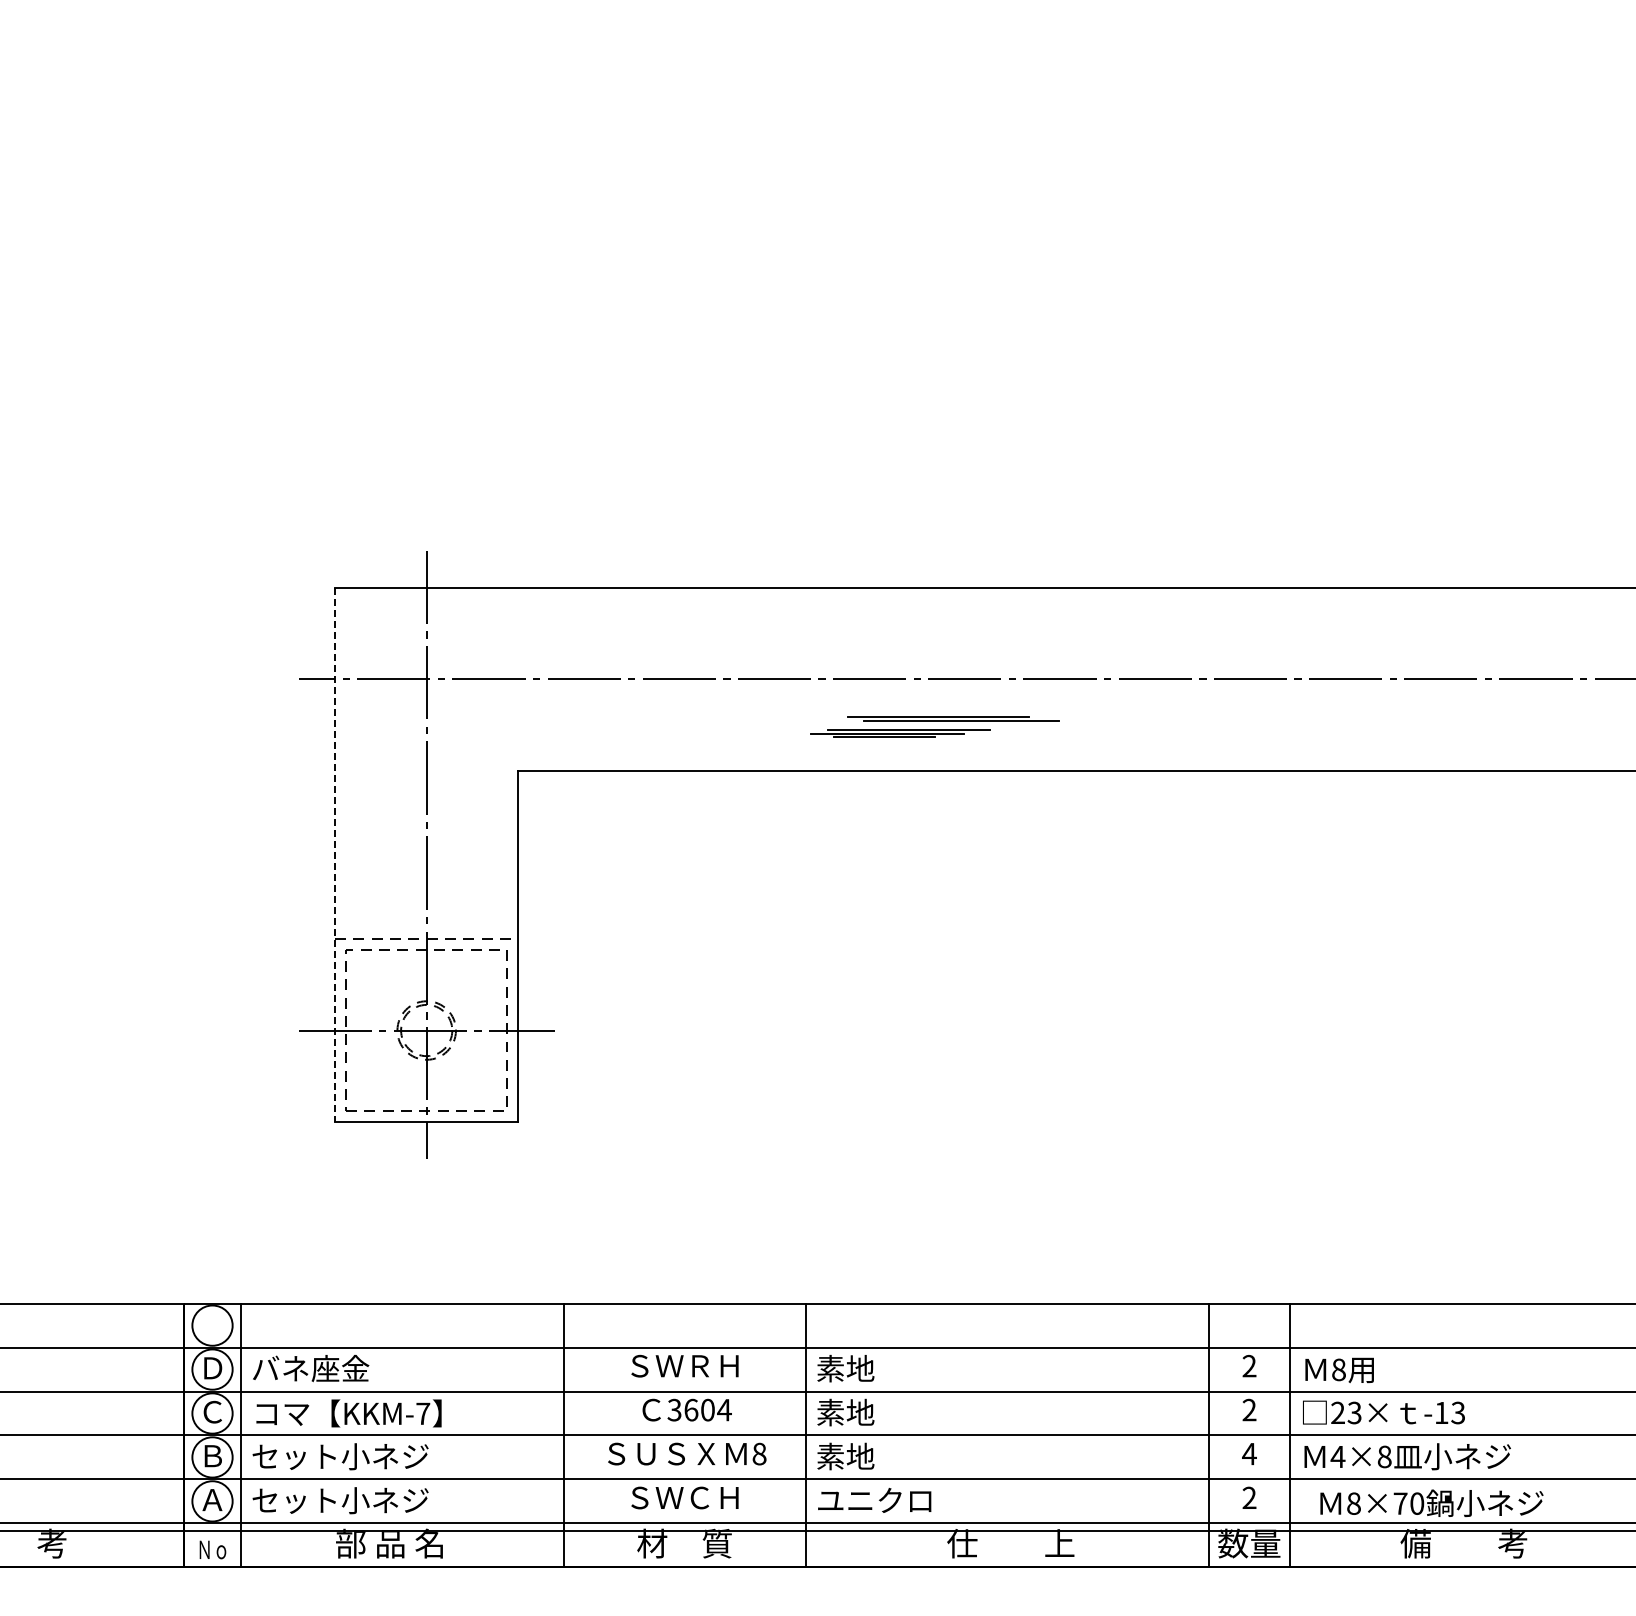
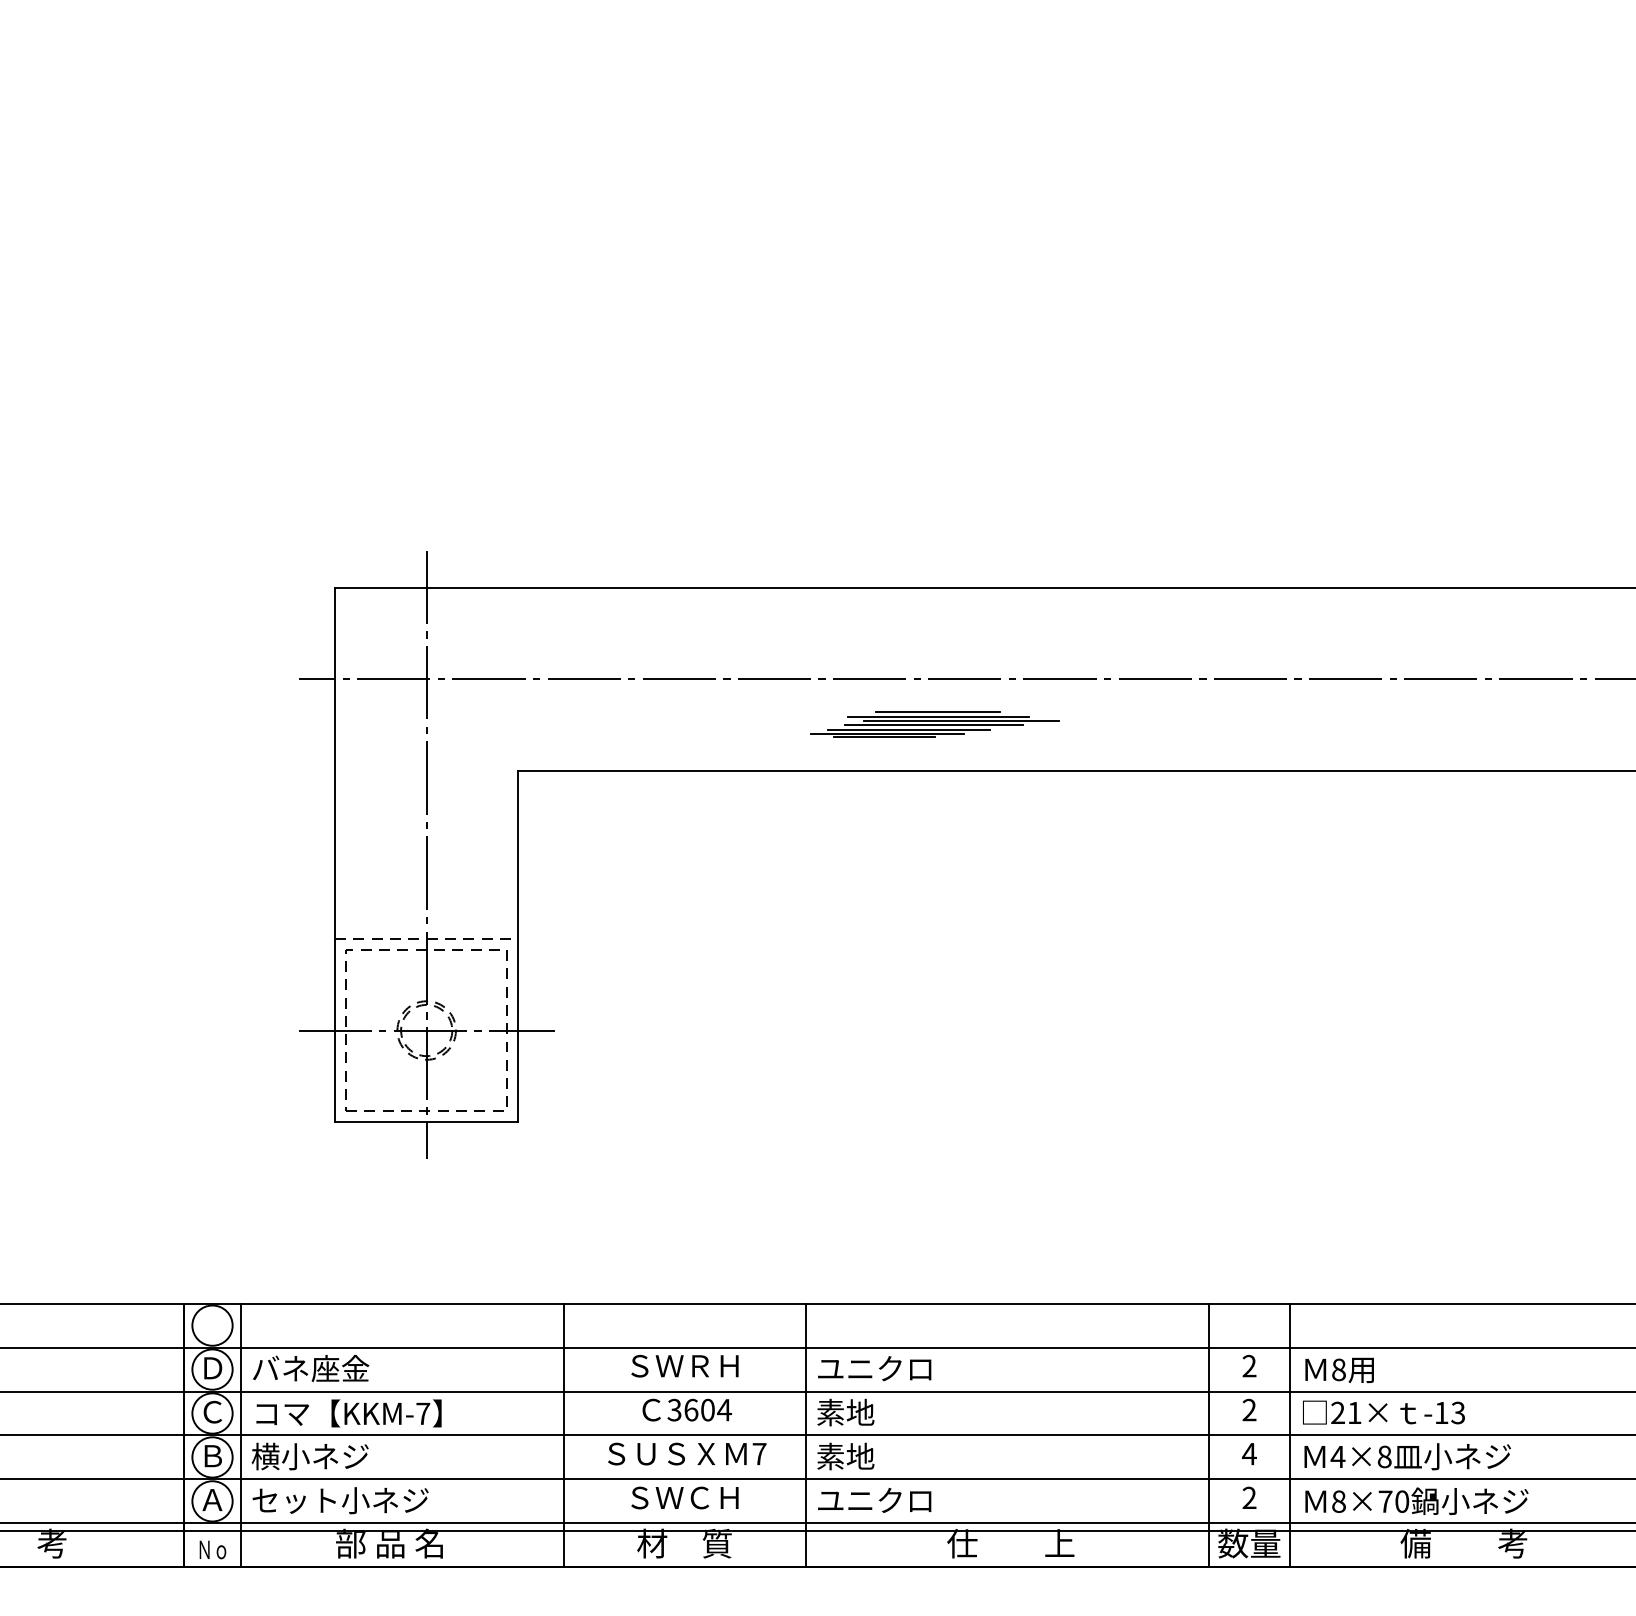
line: none -> present (938, 712)
line: none -> present (933, 725)
line: dashed -> solid (335, 855)
text: 素地 -> ユニクロ (874, 1368)
text: 23× -> 21× (1354, 1412)
text: 8 -> 7 (759, 1453)
text: セット小ネジ -> 横小ネジ (339, 1456)
text position: (1431, 1502) -> (1416, 1500) (1416, 1500)
